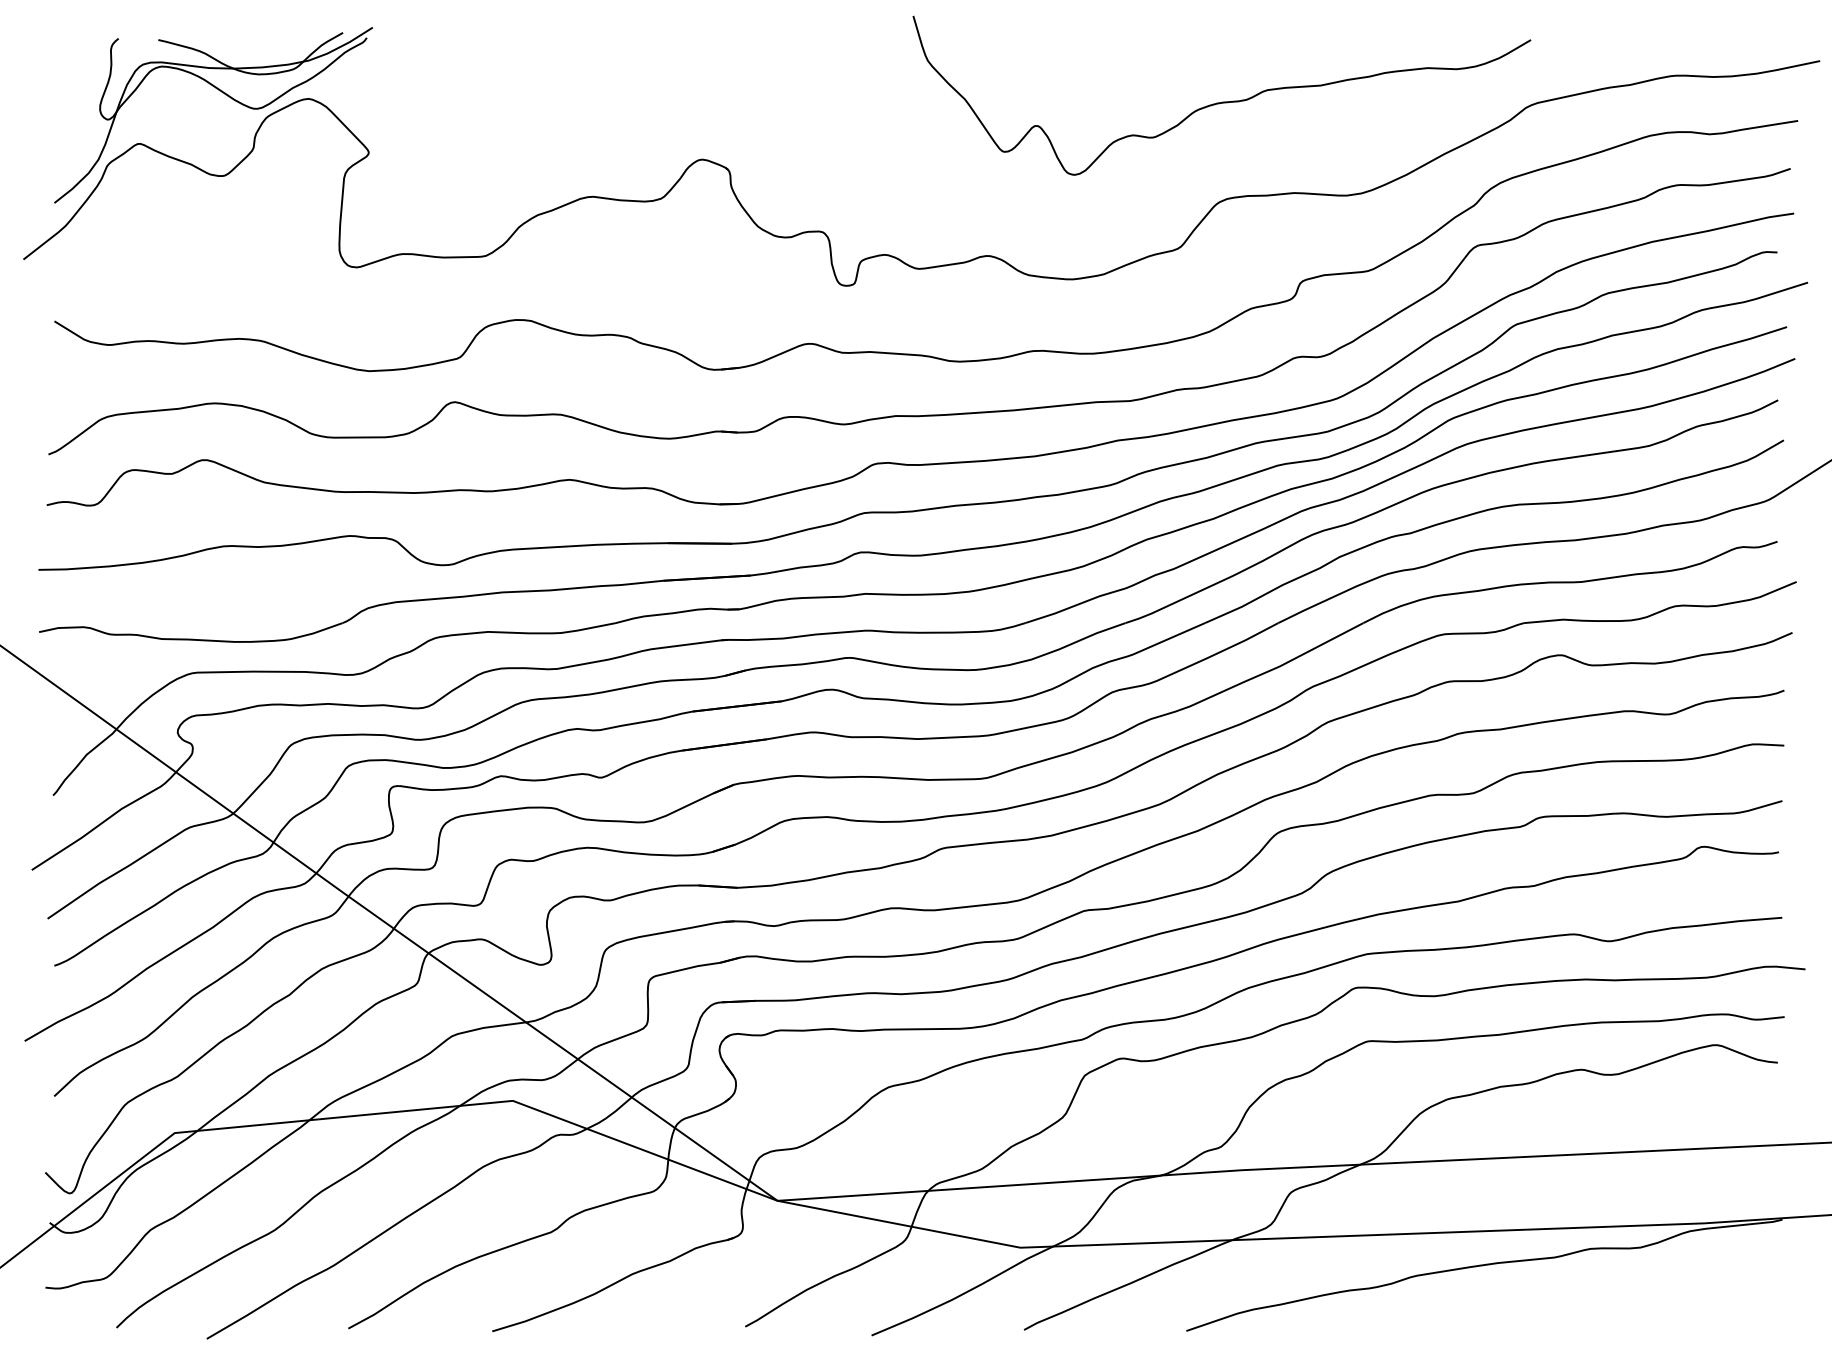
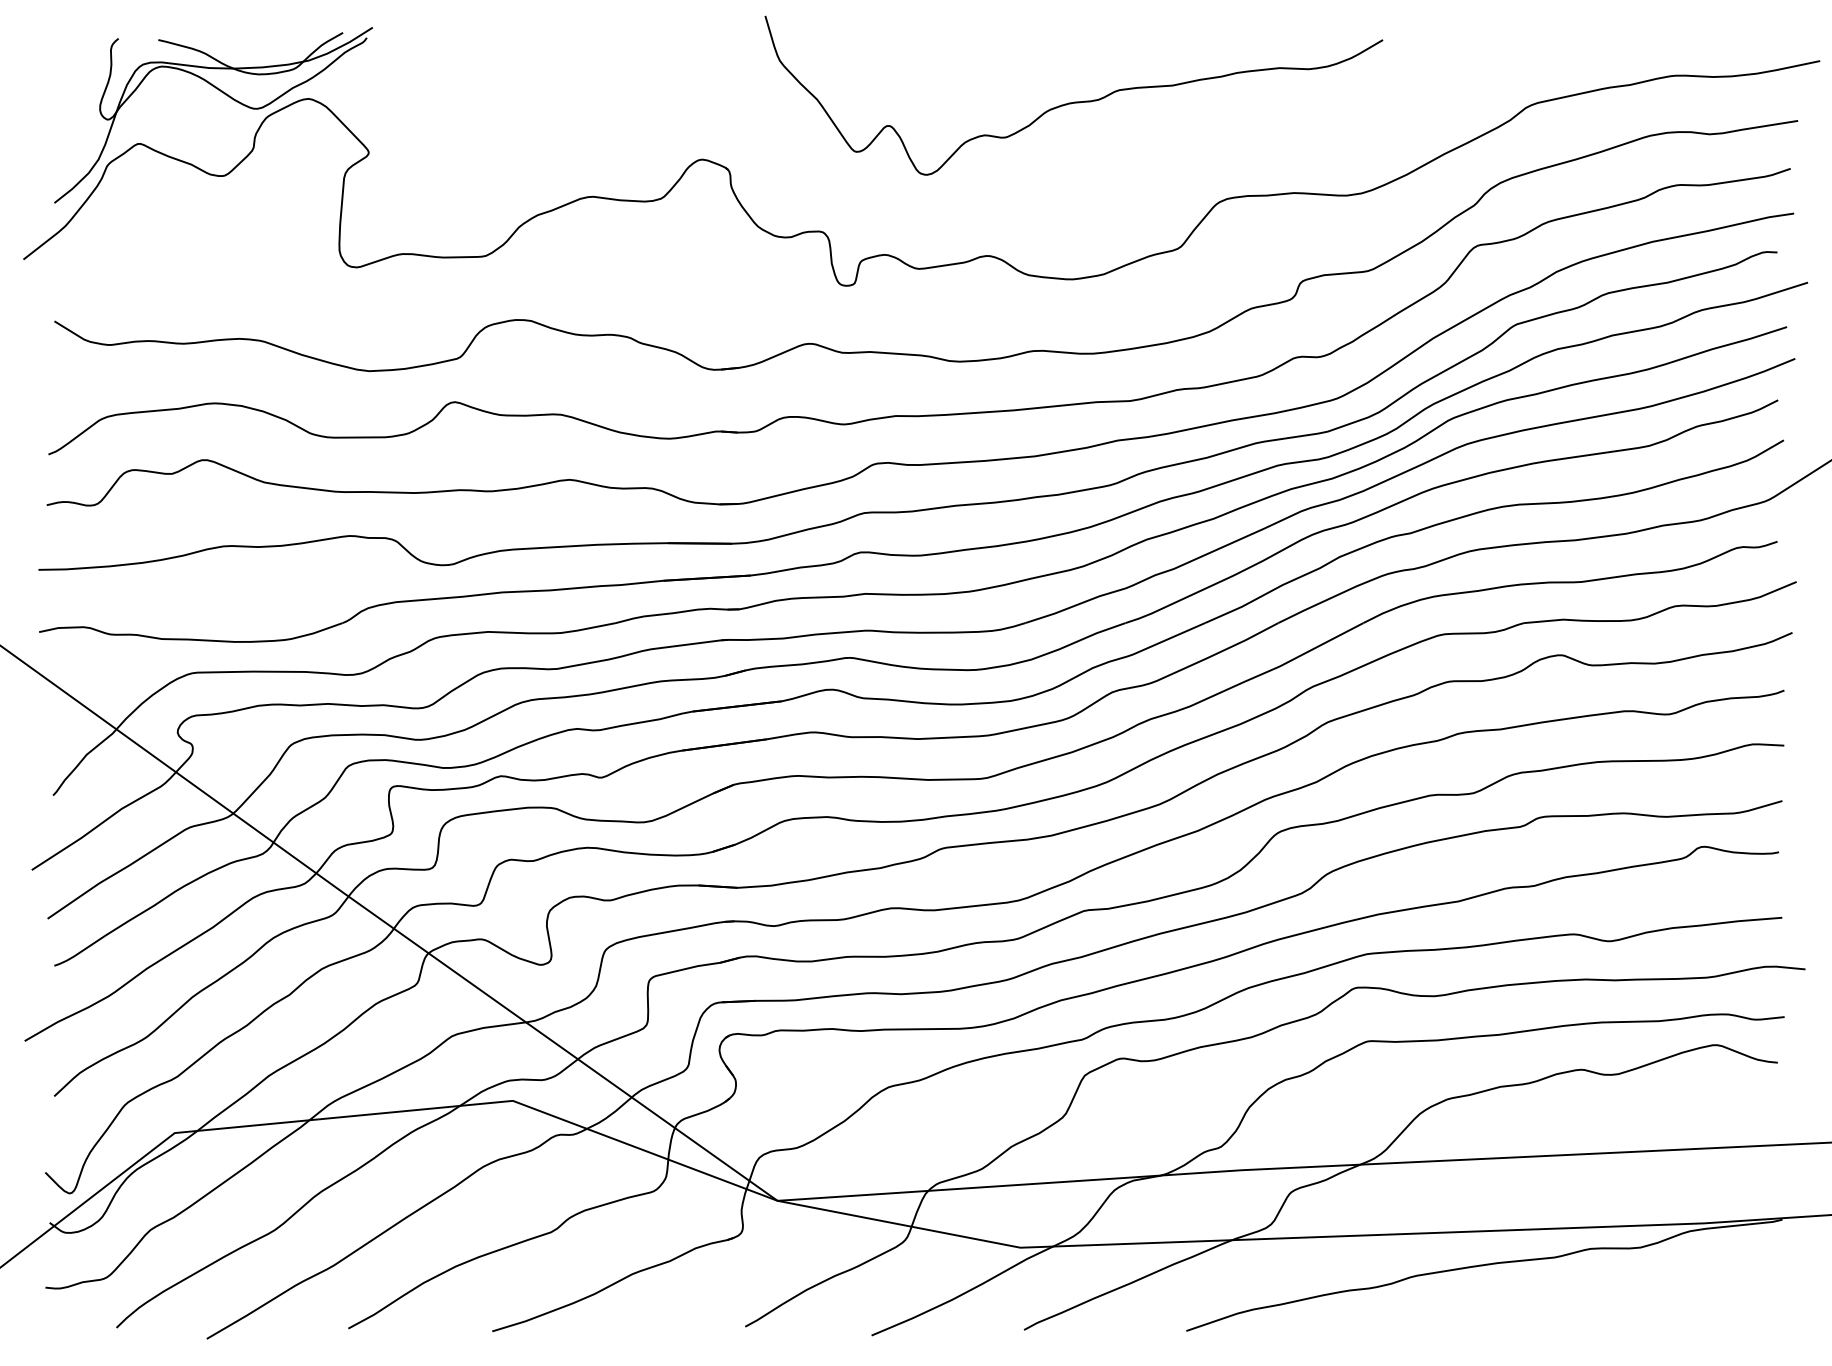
curve position: (1222, 101) -> (1074, 101) (1074, 101)
